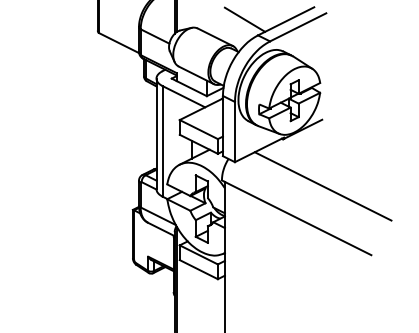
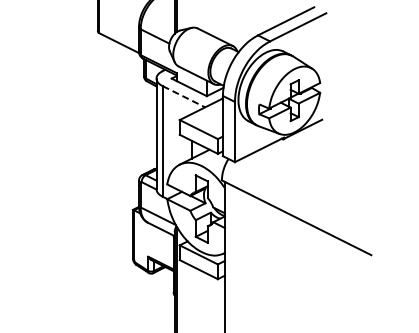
line: present -> none (244, 19)
line: solid -> dashed (183, 96)
line: present -> none (322, 186)
